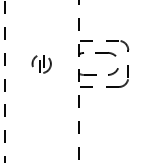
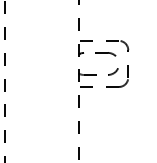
part: present -> none (41, 64)
